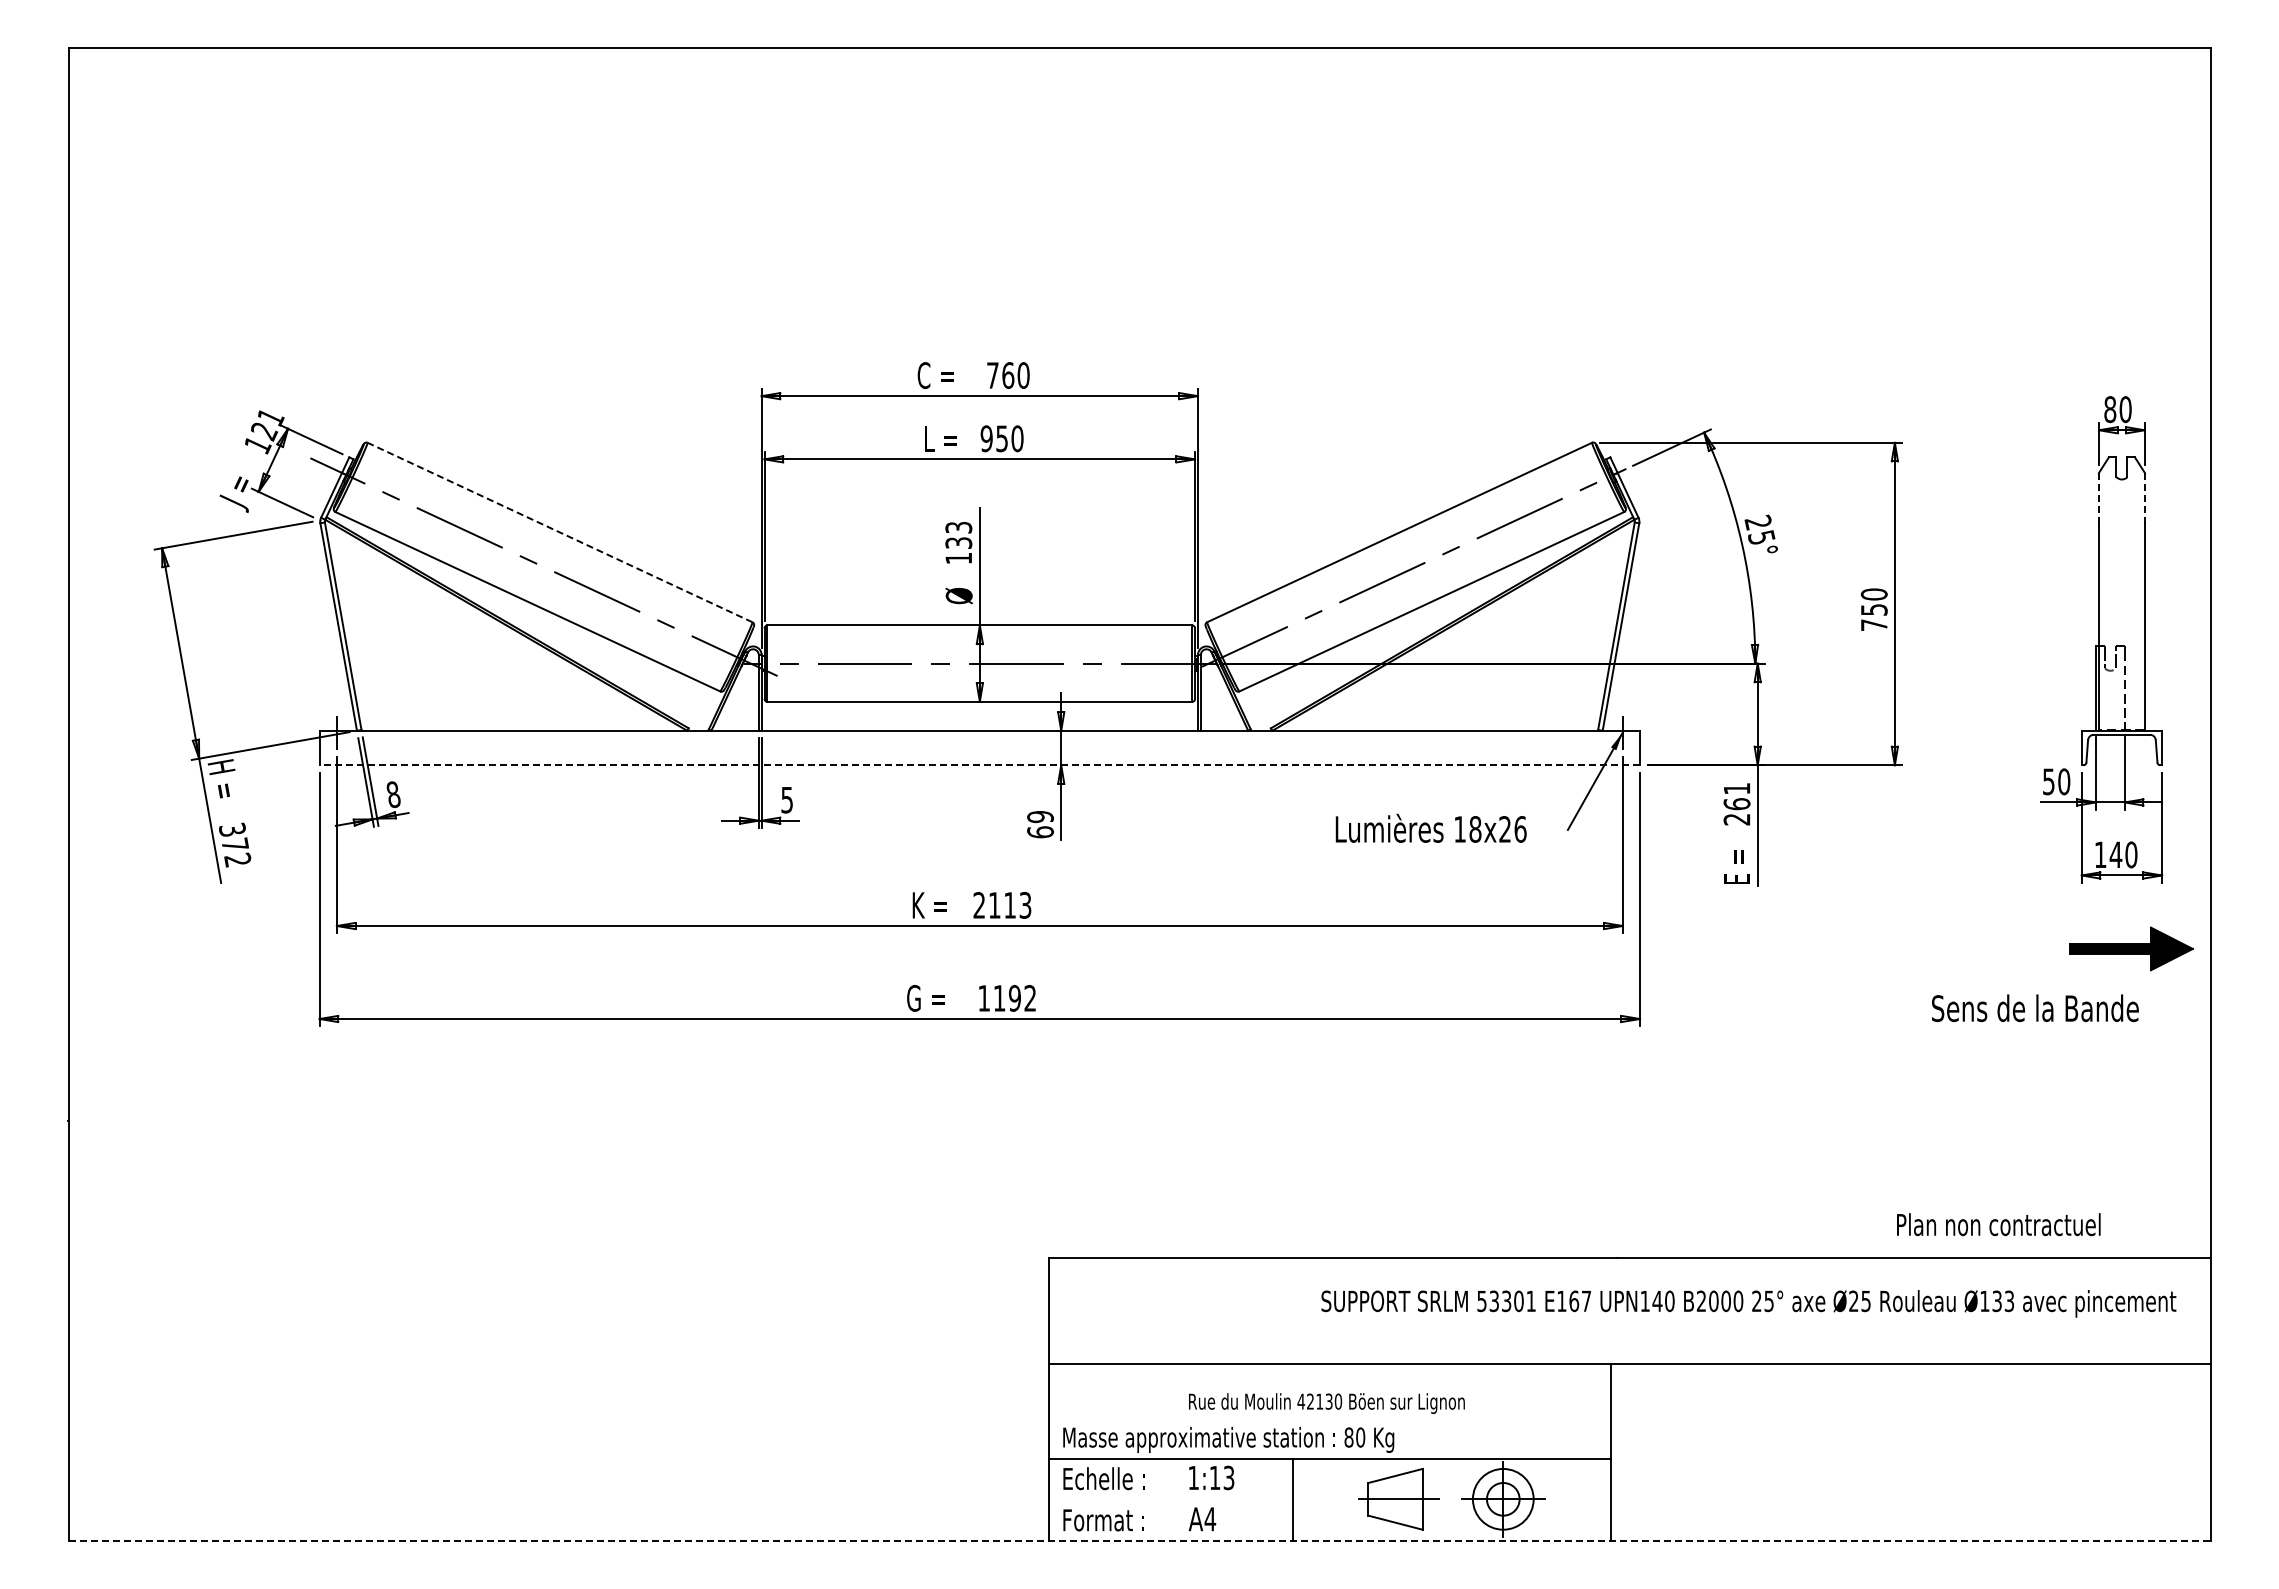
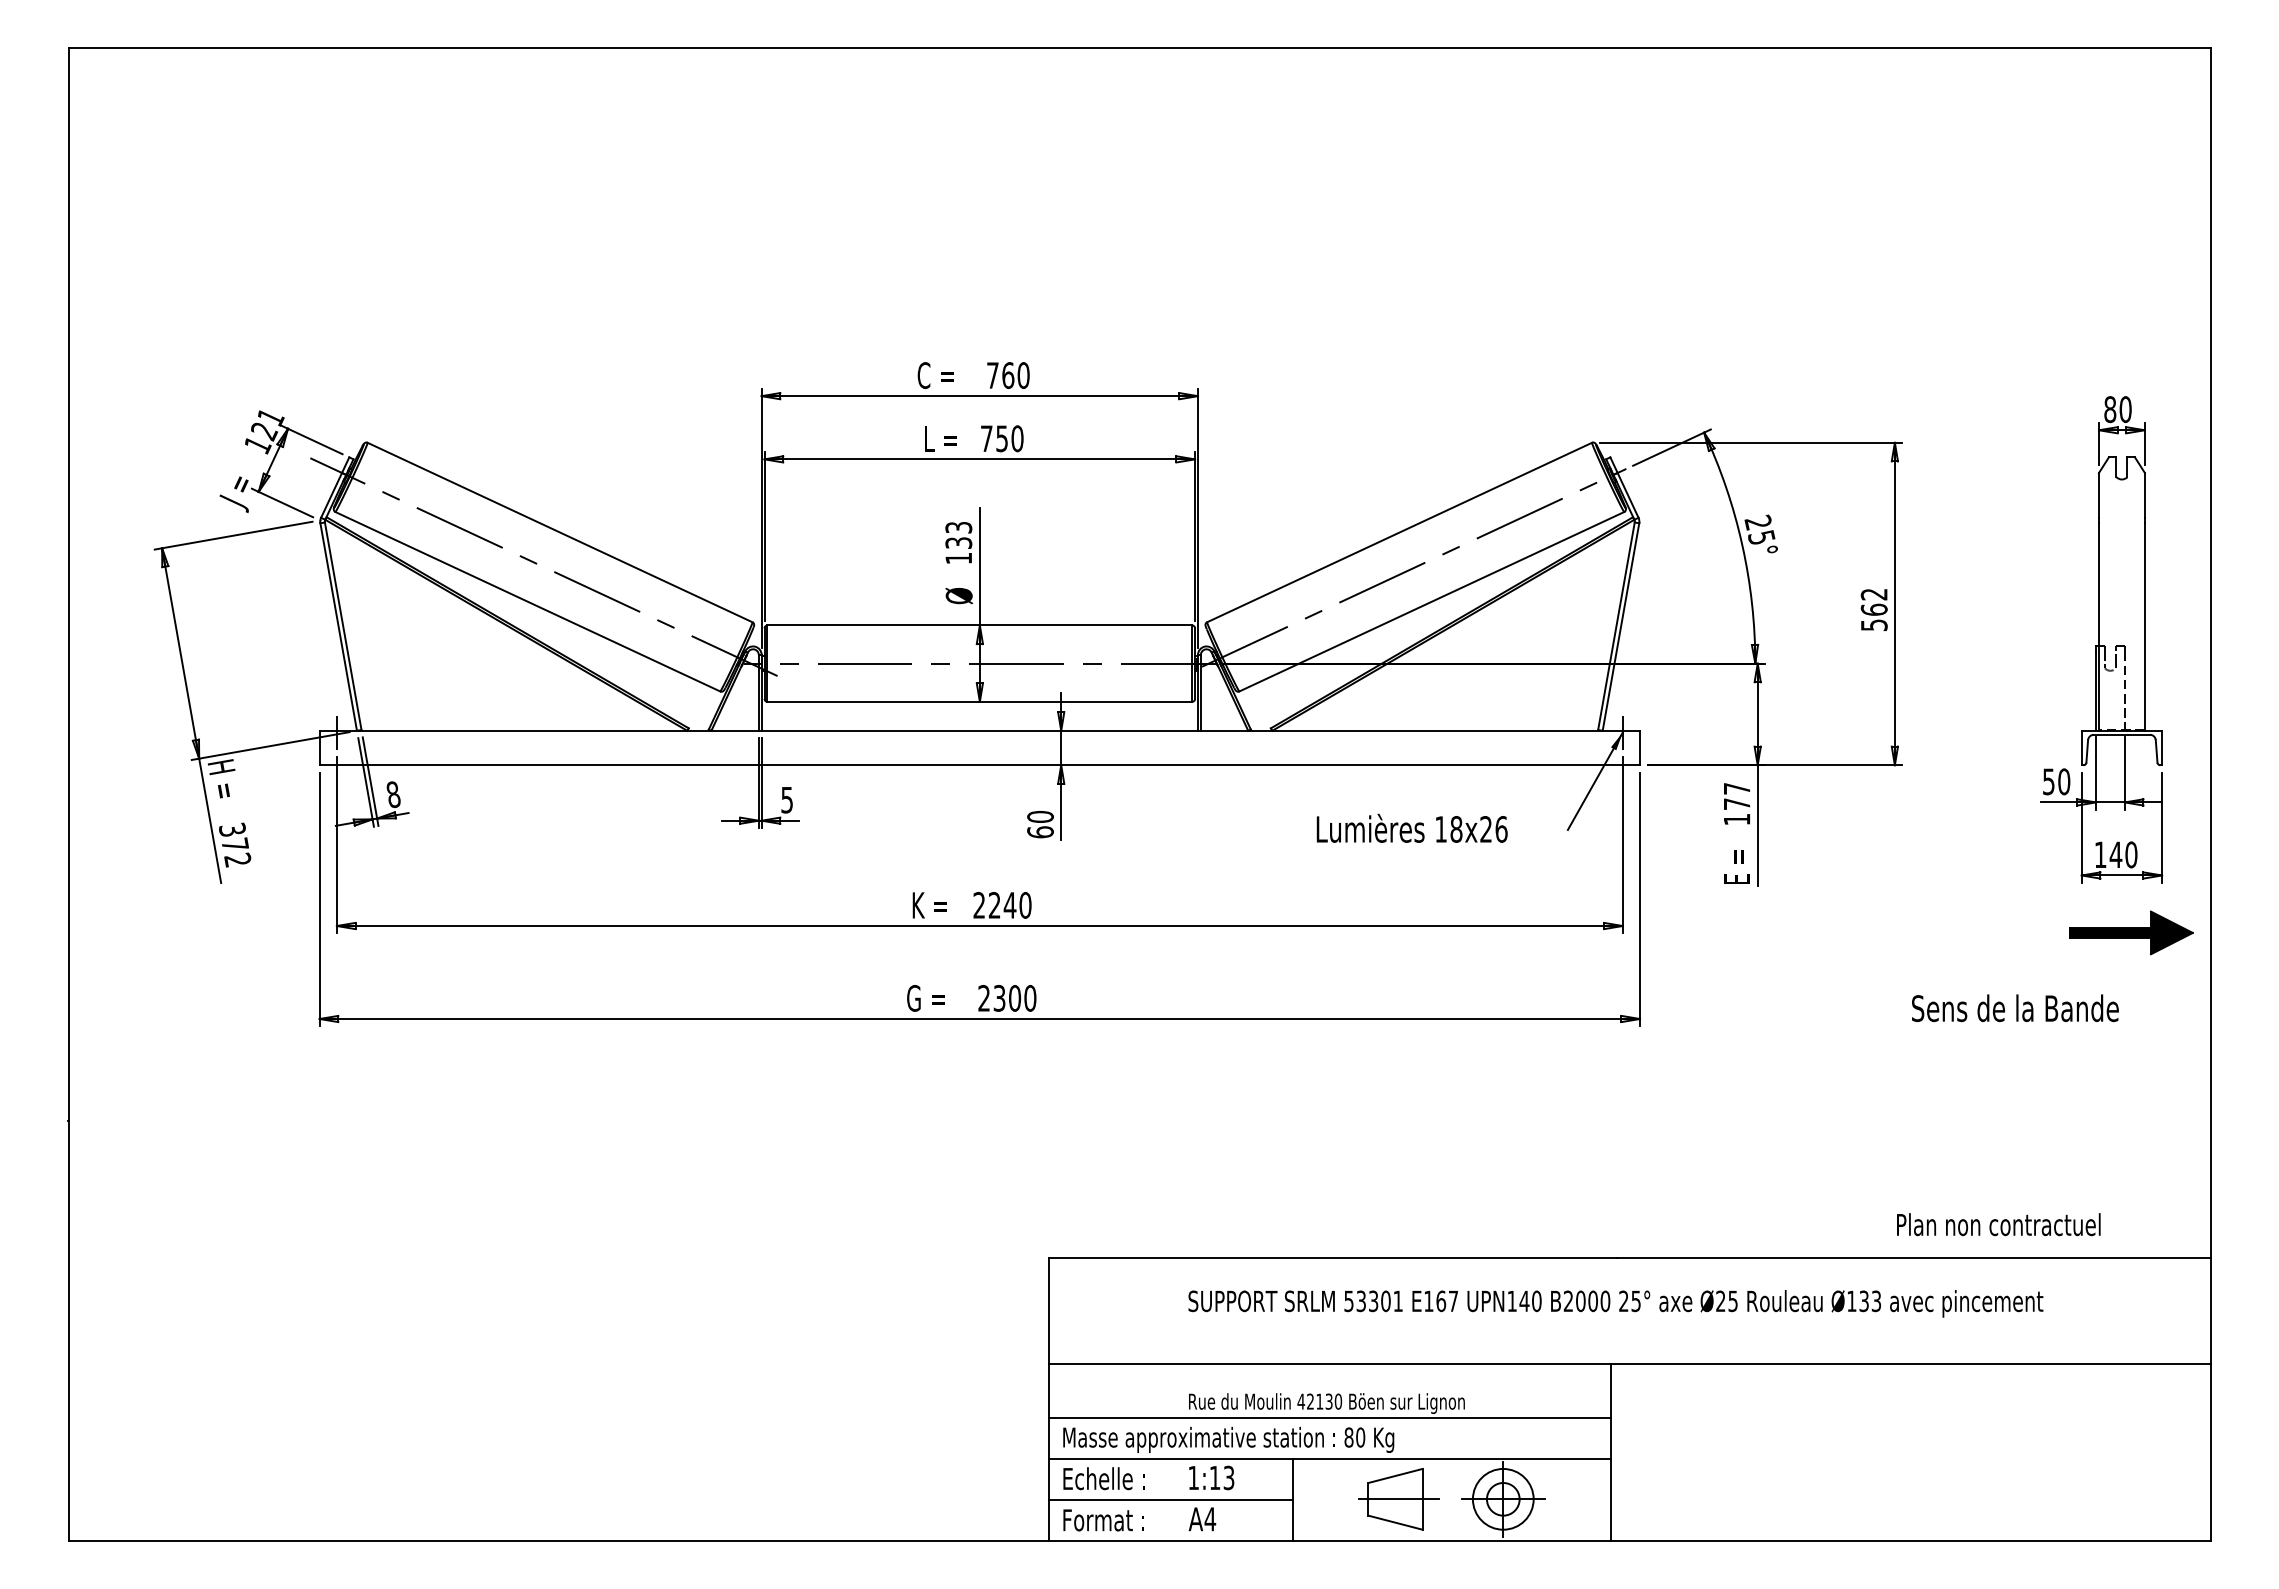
text: 950 -> 750 (986, 438)
line: dashed -> solid (2098, 495)
line: dashed -> solid (2144, 495)
line: dashed -> solid (559, 532)
text: 750 -> 562 (1873, 609)
line: dashed -> solid (979, 765)
text: 261 -> 177 (1736, 804)
text: 69 -> 60 (1040, 817)
text position: (1430, 827) -> (1411, 827) (1411, 827)
text: 2113 -> 2240 (1010, 905)
part position: (2131, 948) -> (2131, 932) (2131, 932)
text: 1192 -> 2300 (1007, 997)
text position: (2035, 1008) -> (2015, 1008) (2015, 1008)
text position: (1748, 1303) -> (1615, 1303) (1615, 1303)
line: none -> present (1330, 1418)
line: none -> present (1170, 1500)
line: dashed -> solid (1139, 1541)
